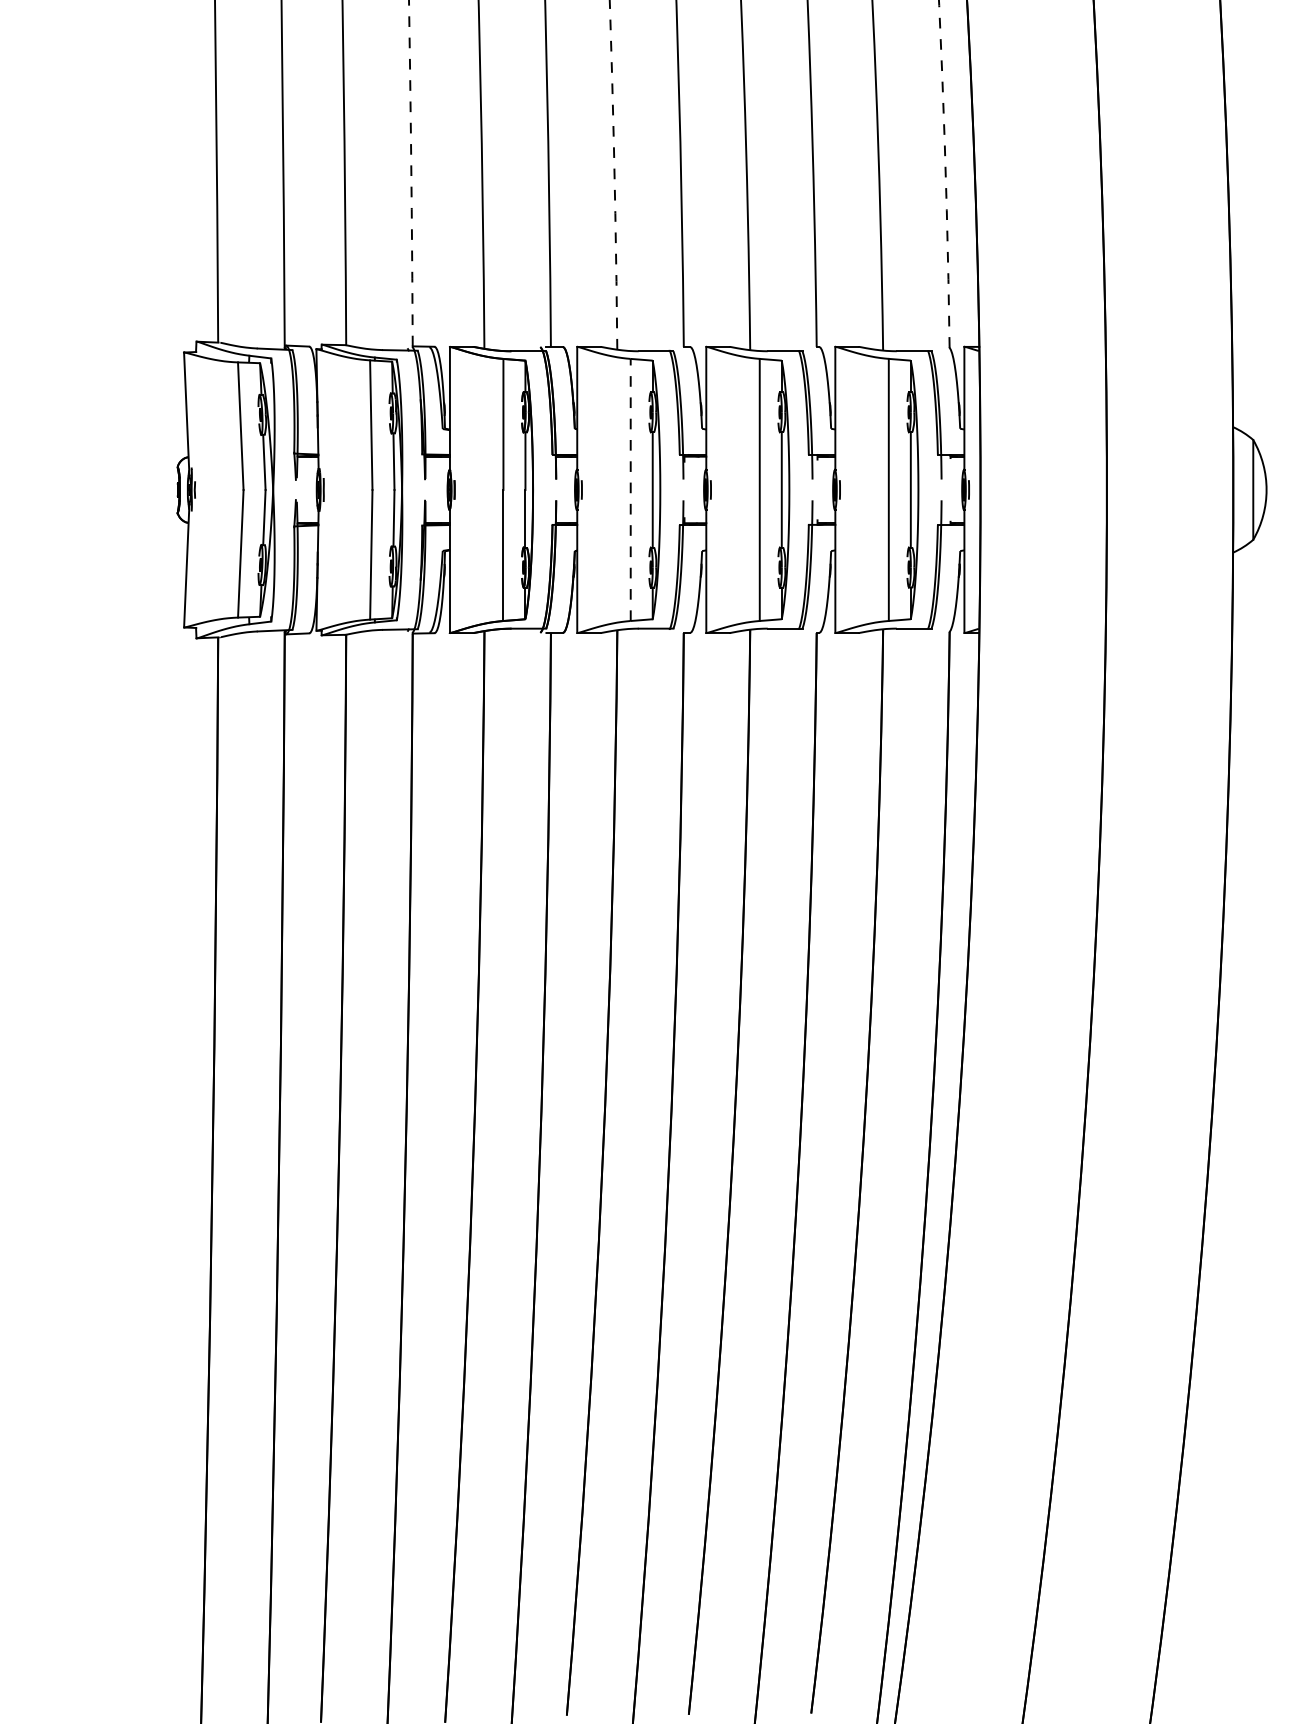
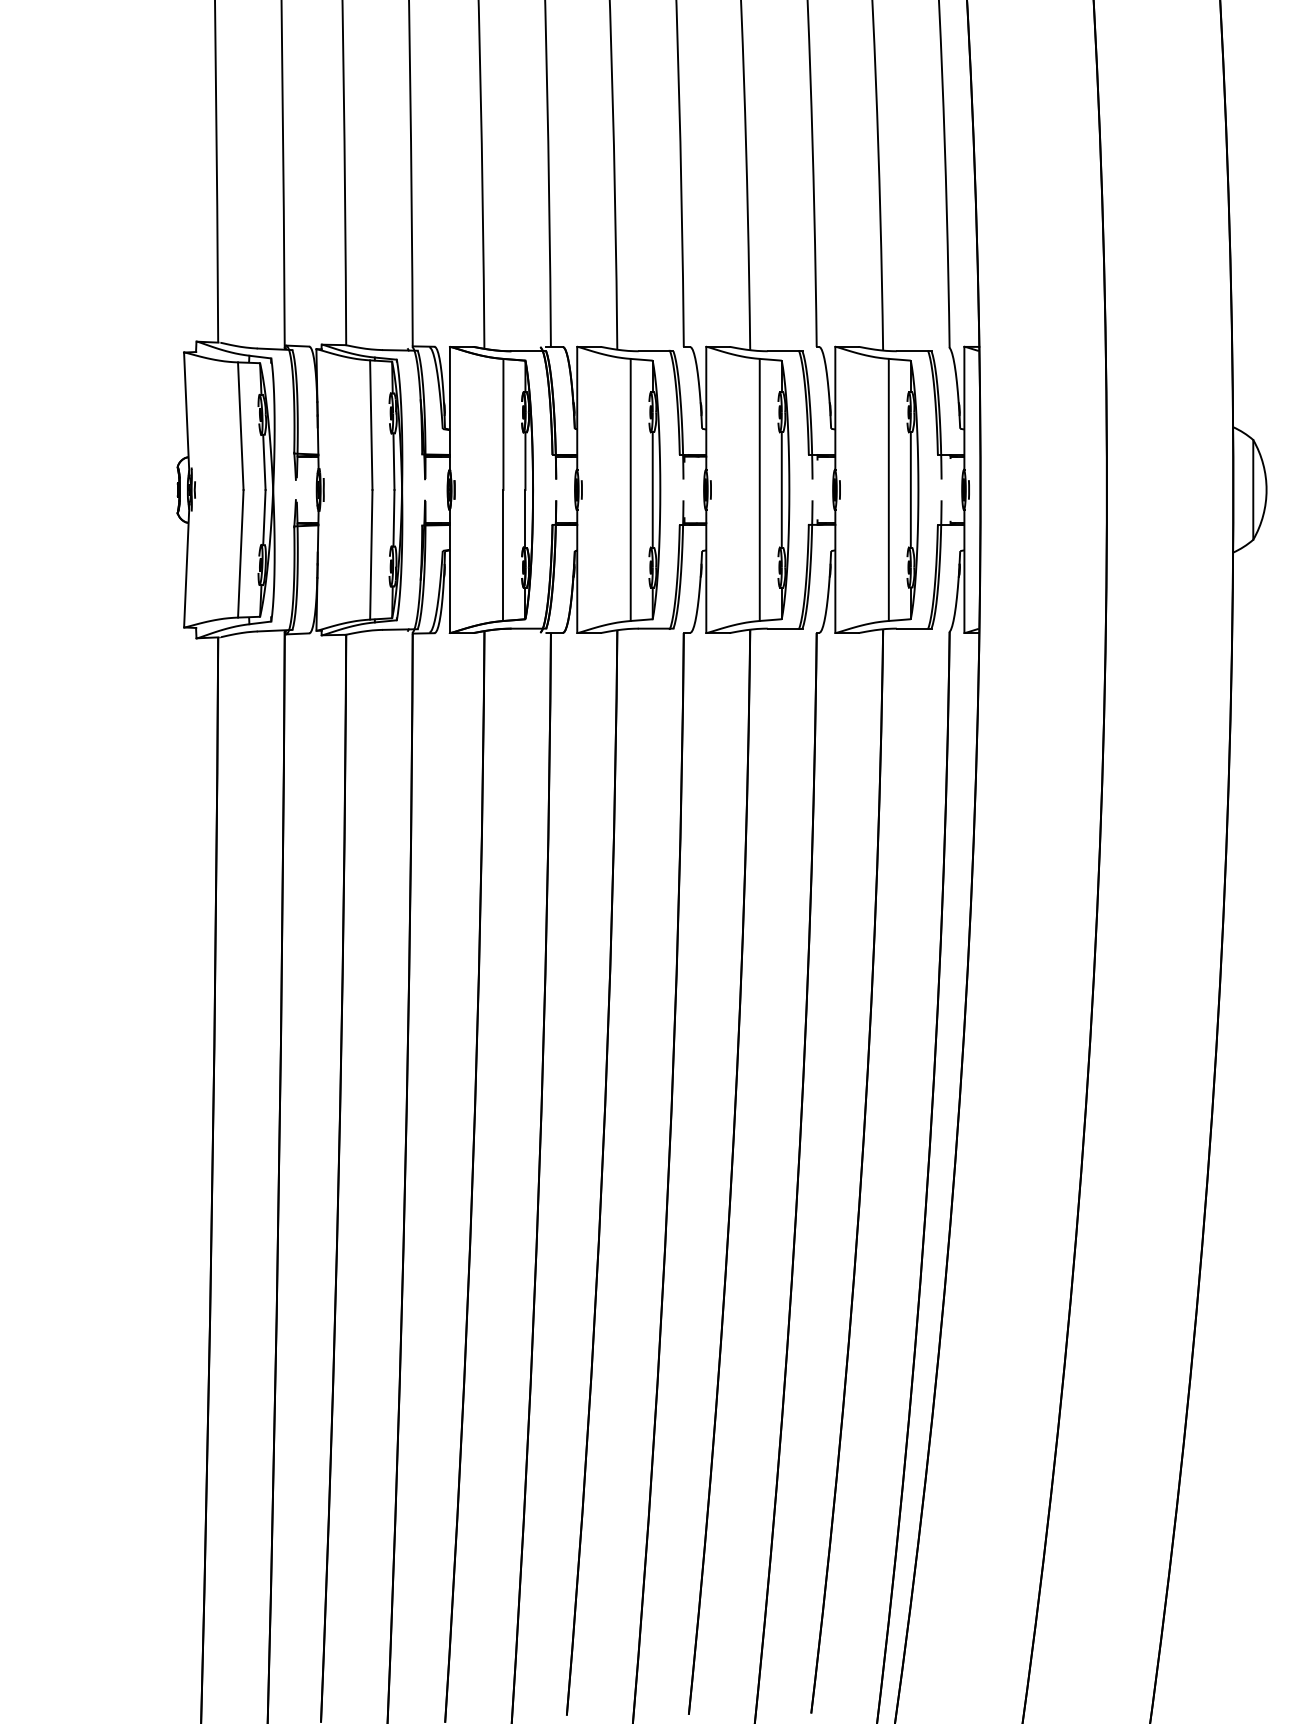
arc: dashed -> solid (411, 172)
arc: dashed -> solid (614, 173)
arc: dashed -> solid (945, 173)
line: dashed -> solid (630, 489)
